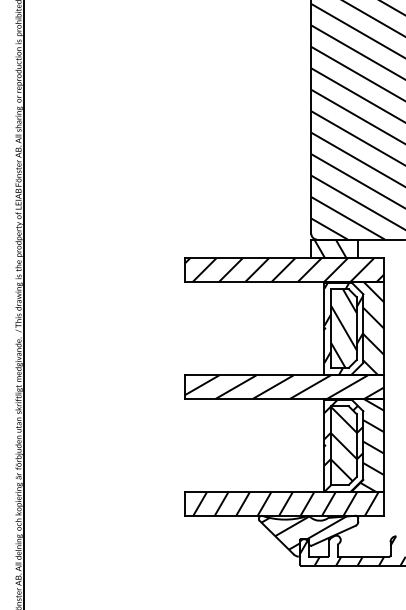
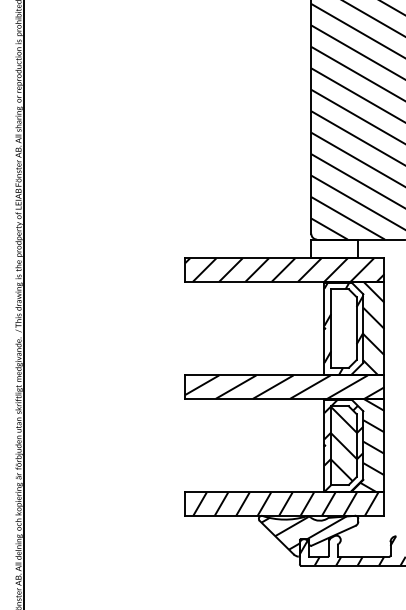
hatch: present -> none (336, 248)
hatch: present -> none (343, 328)
